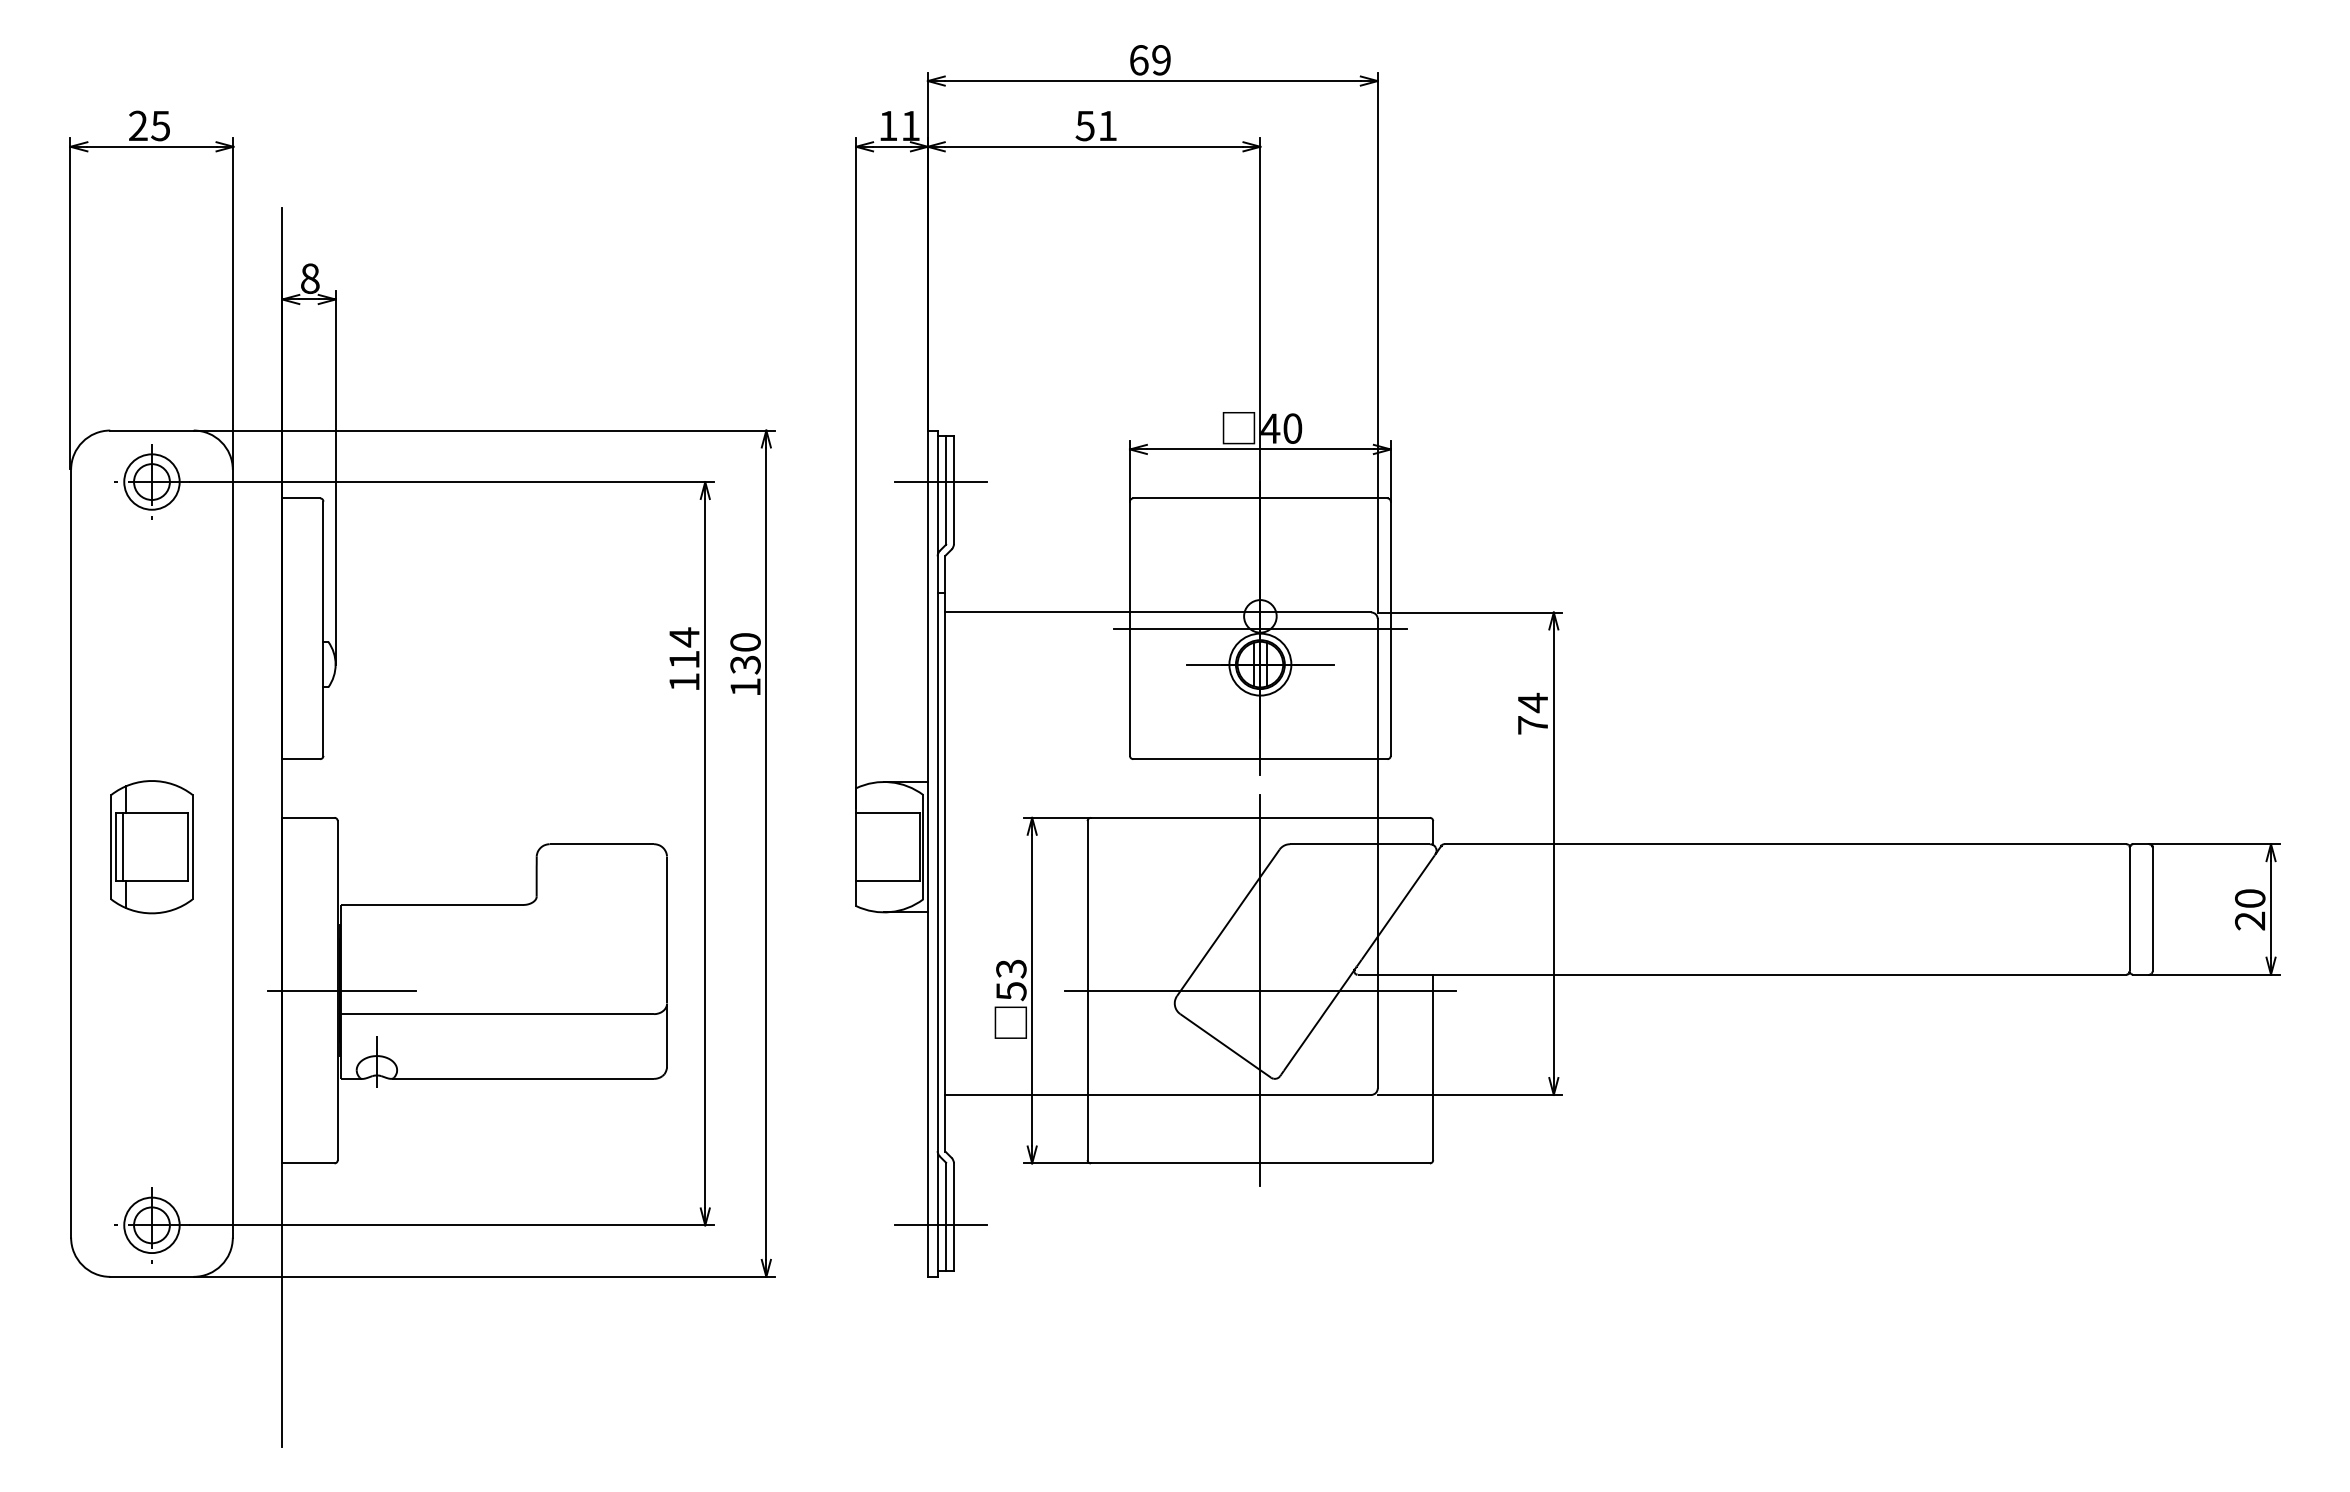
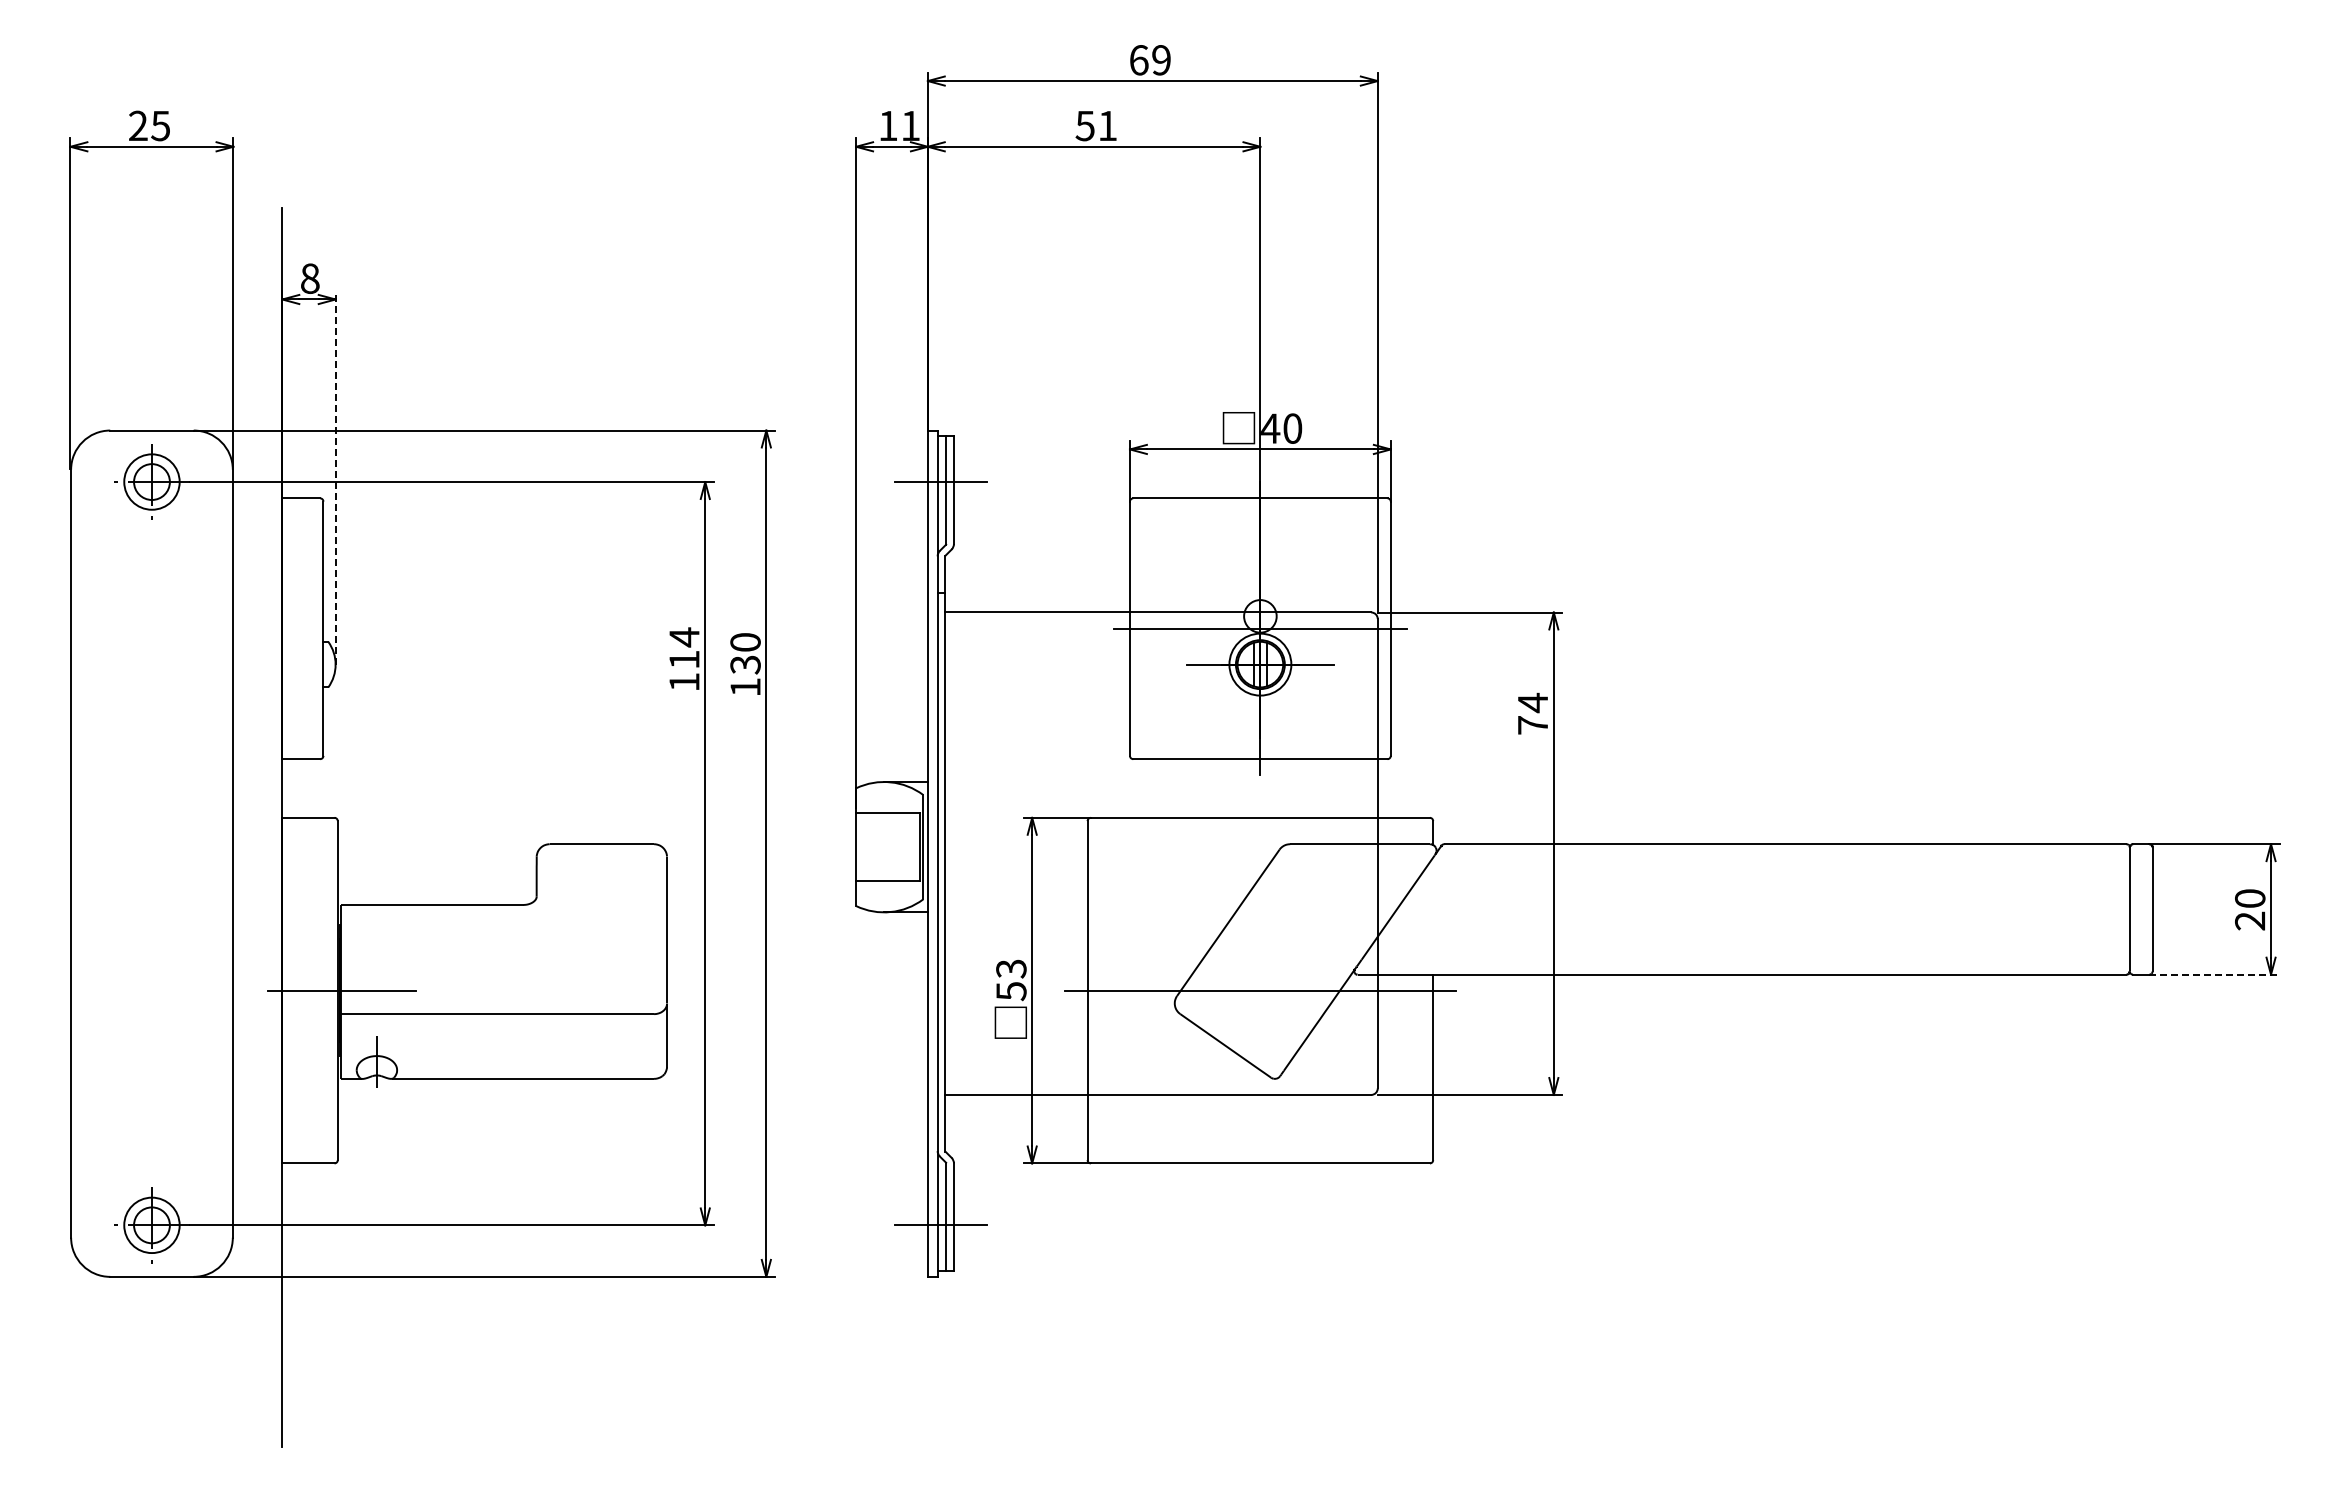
line: solid -> dashed (335, 477)
part: present -> none (151, 847)
line: solid -> dashed (2214, 974)
line: present -> none (1260, 990)
